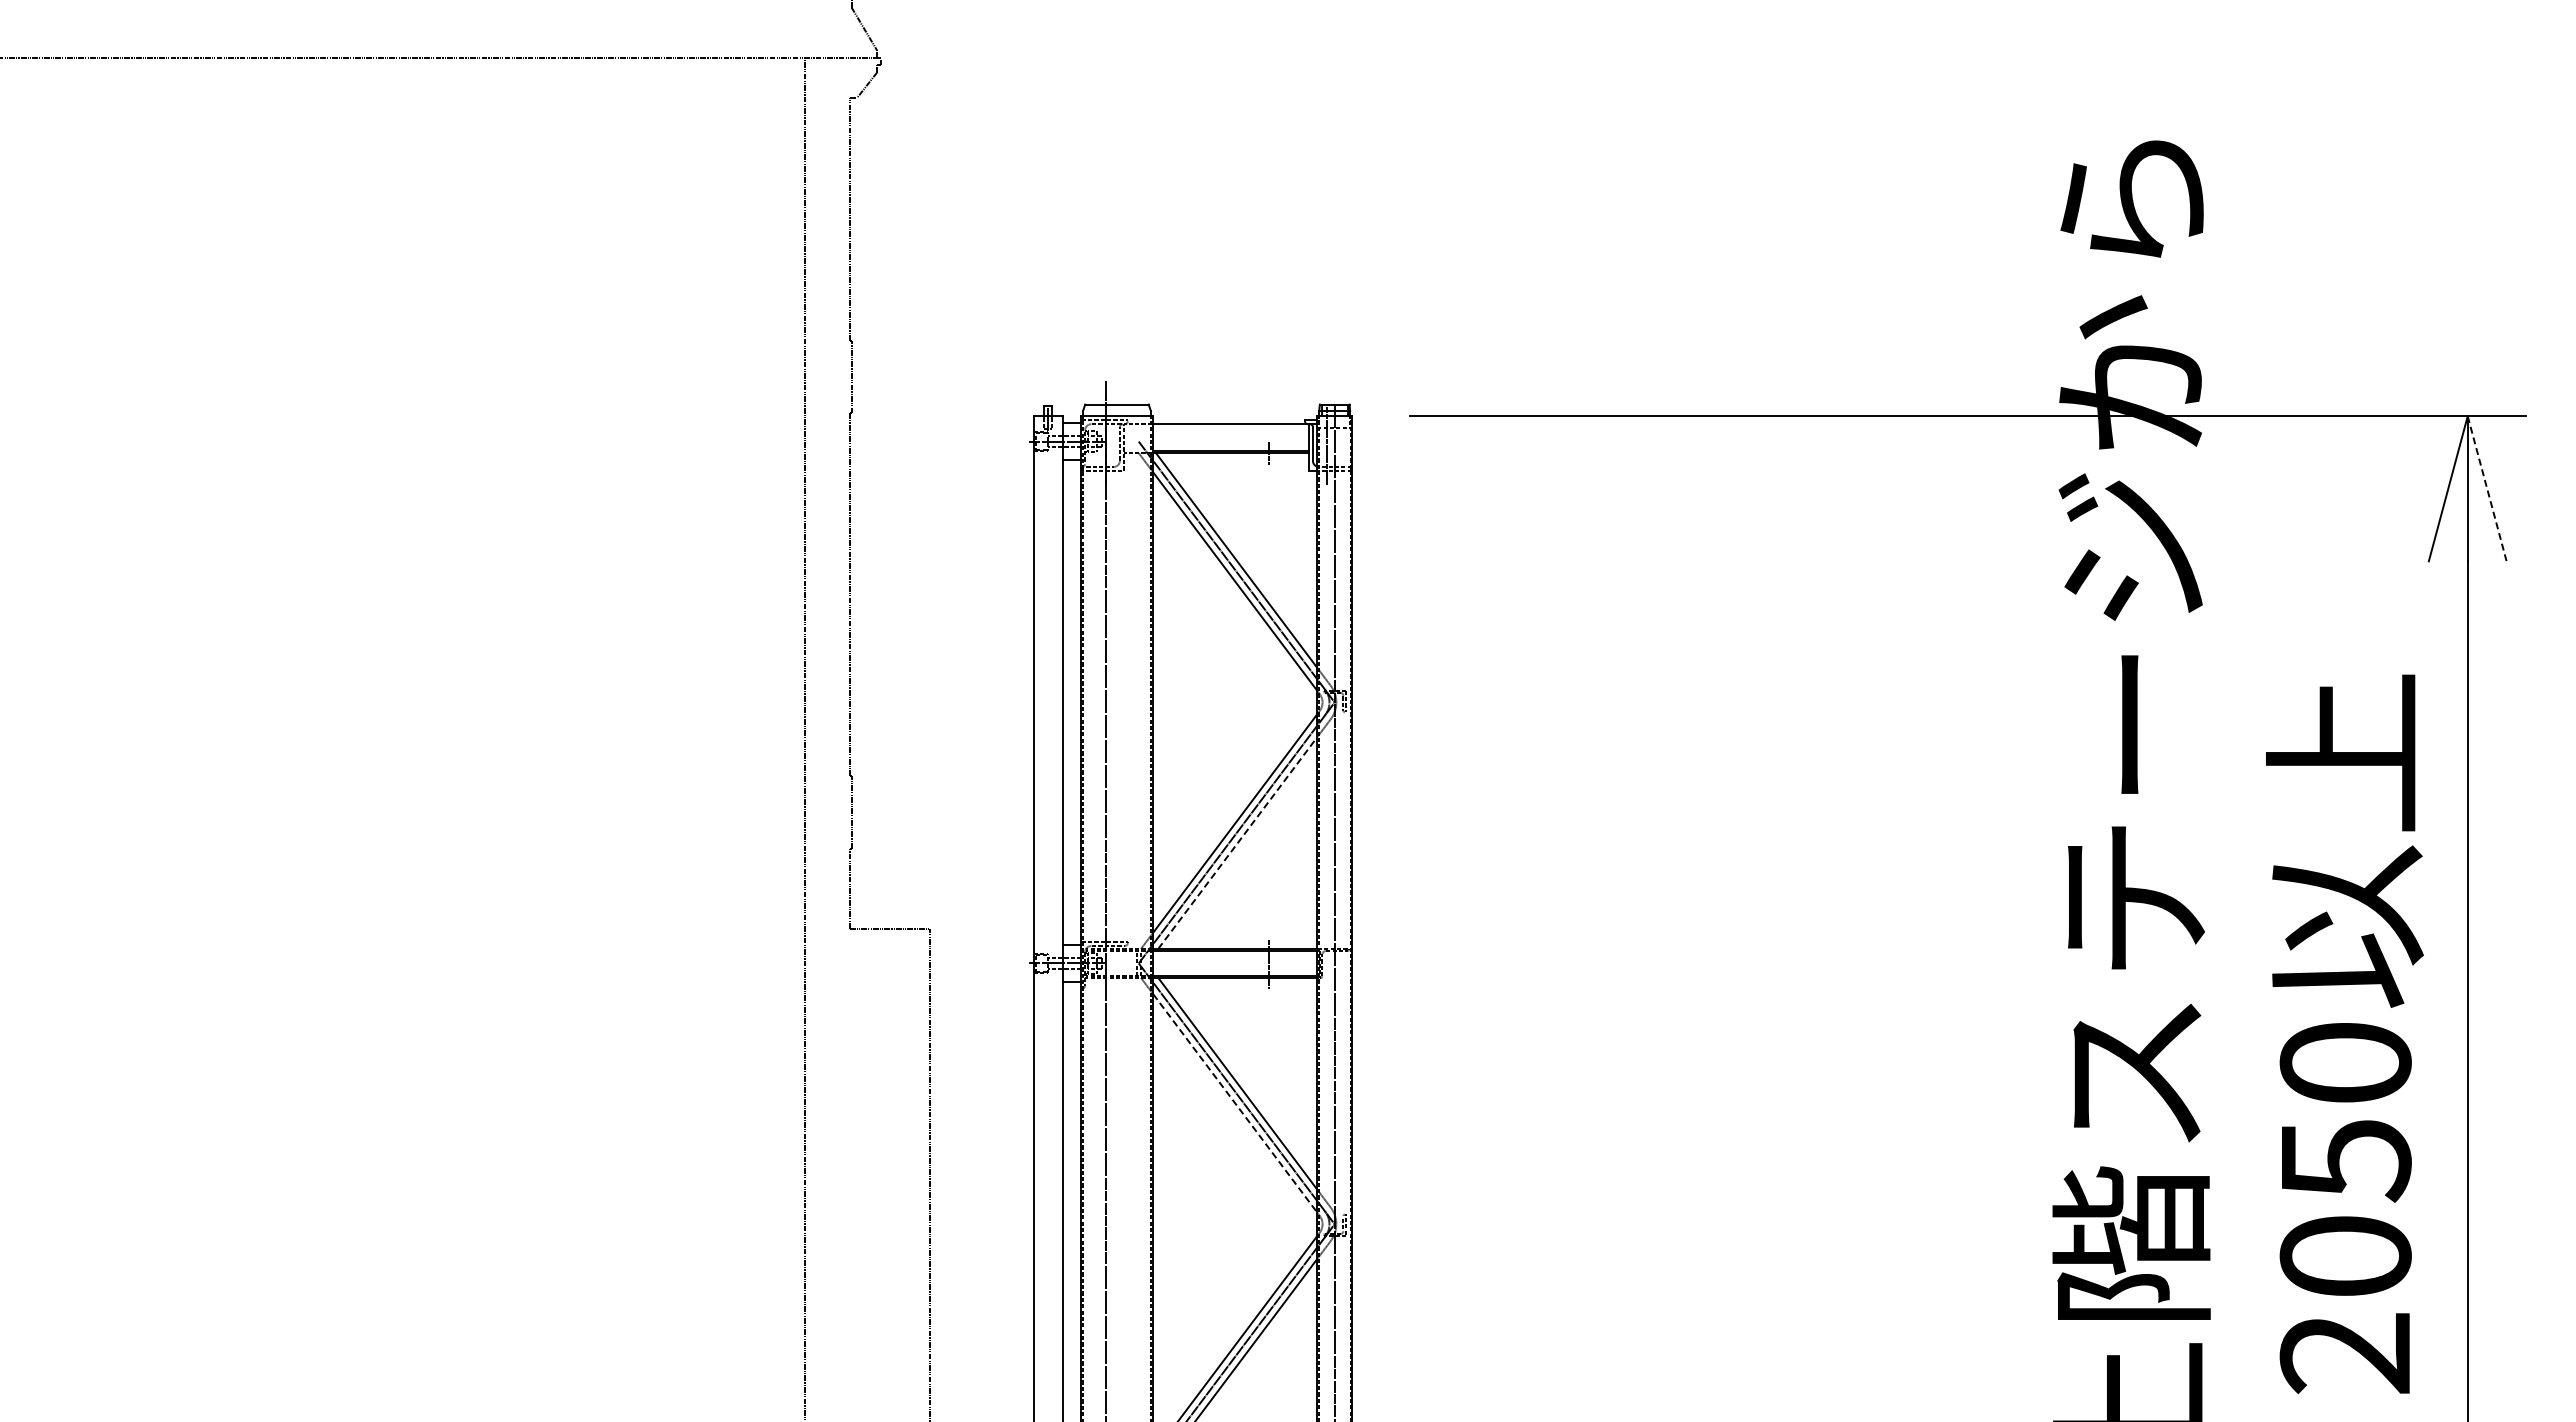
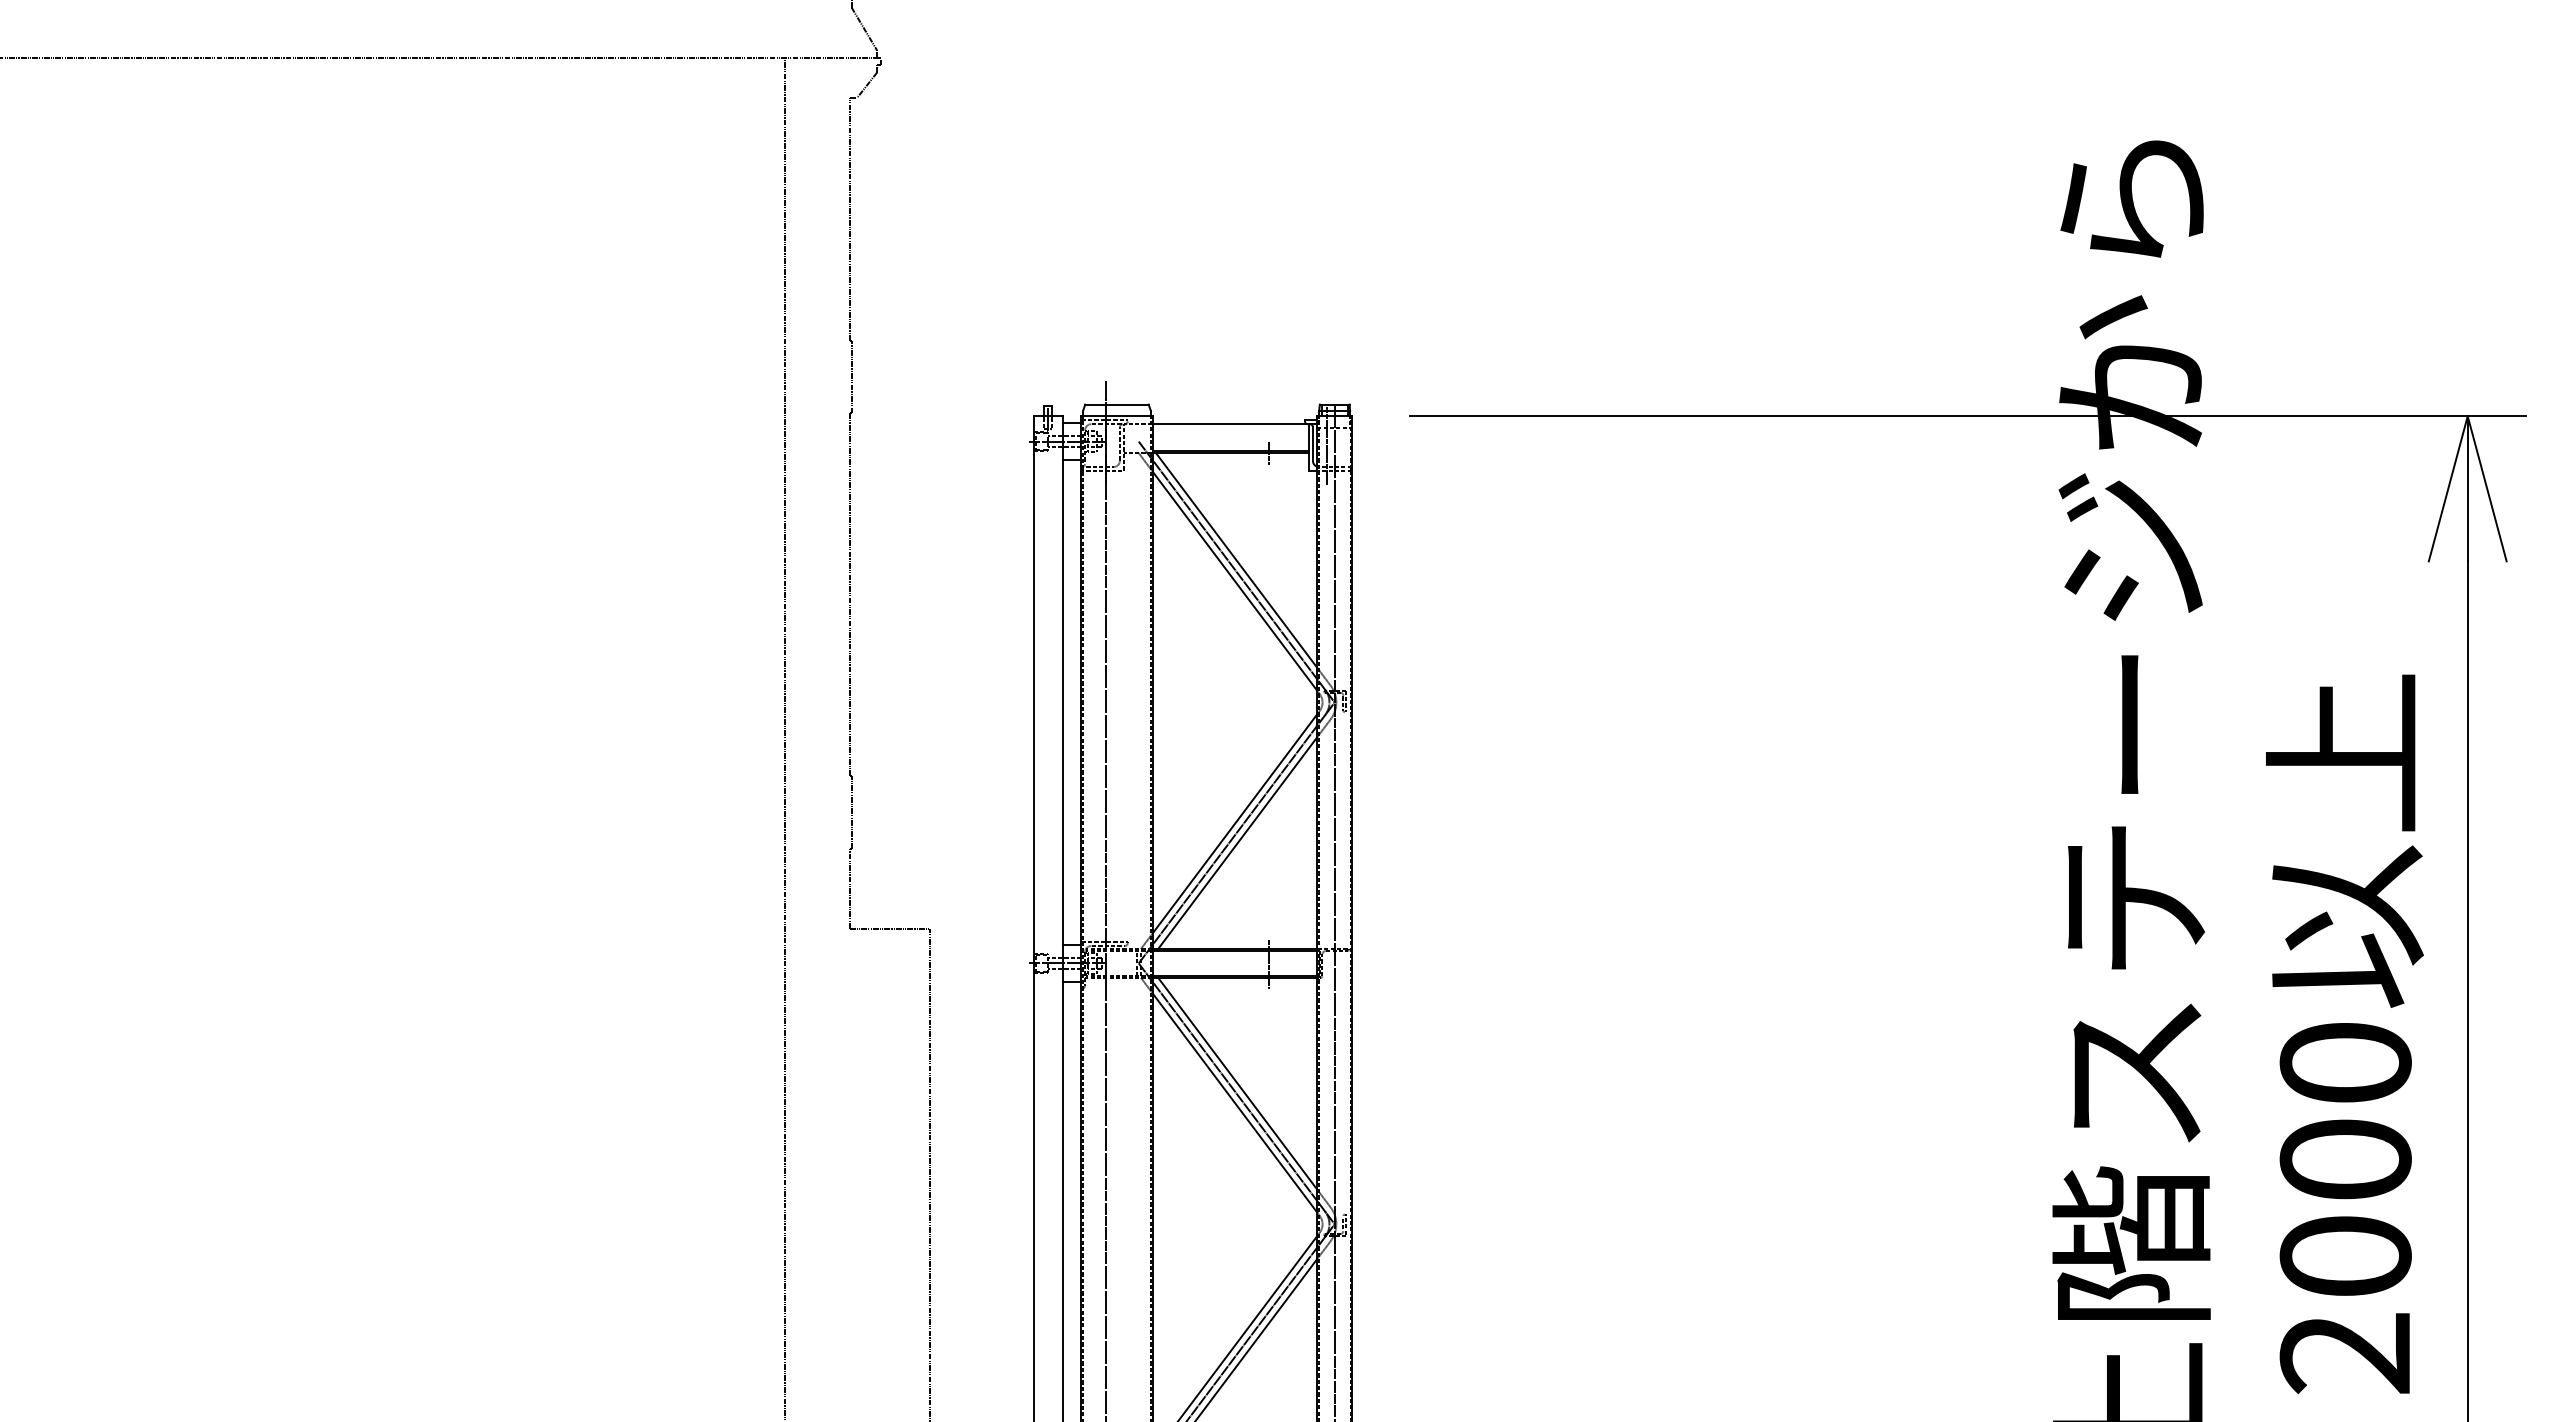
line: dashed -> solid (2487, 489)
line position: (804, 737) -> (784, 737) (784, 737)
line: dashed -> solid (1237, 842)
line: dashed -> solid (1235, 1103)
text: 2050 -> 2000 (2345, 1160)
